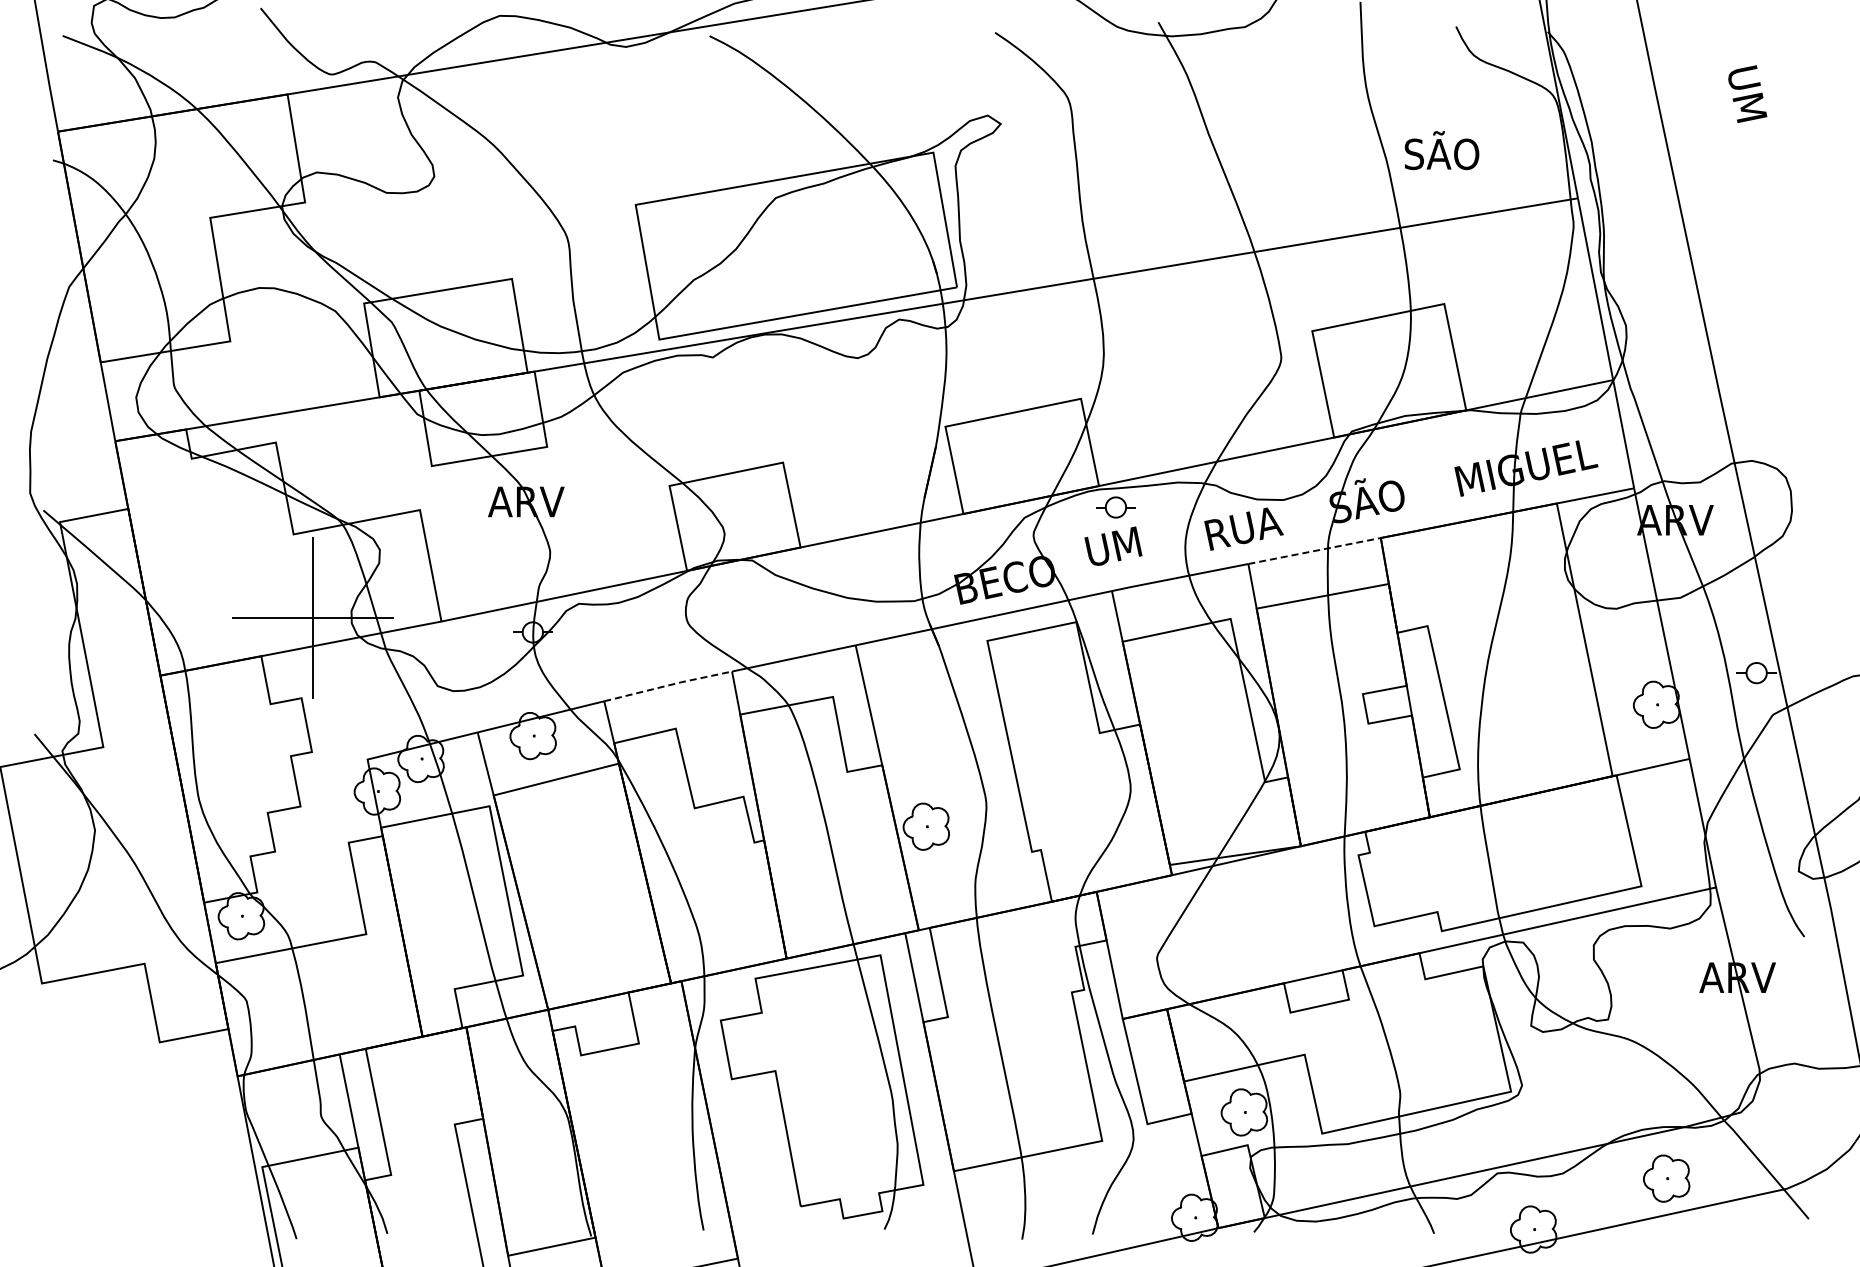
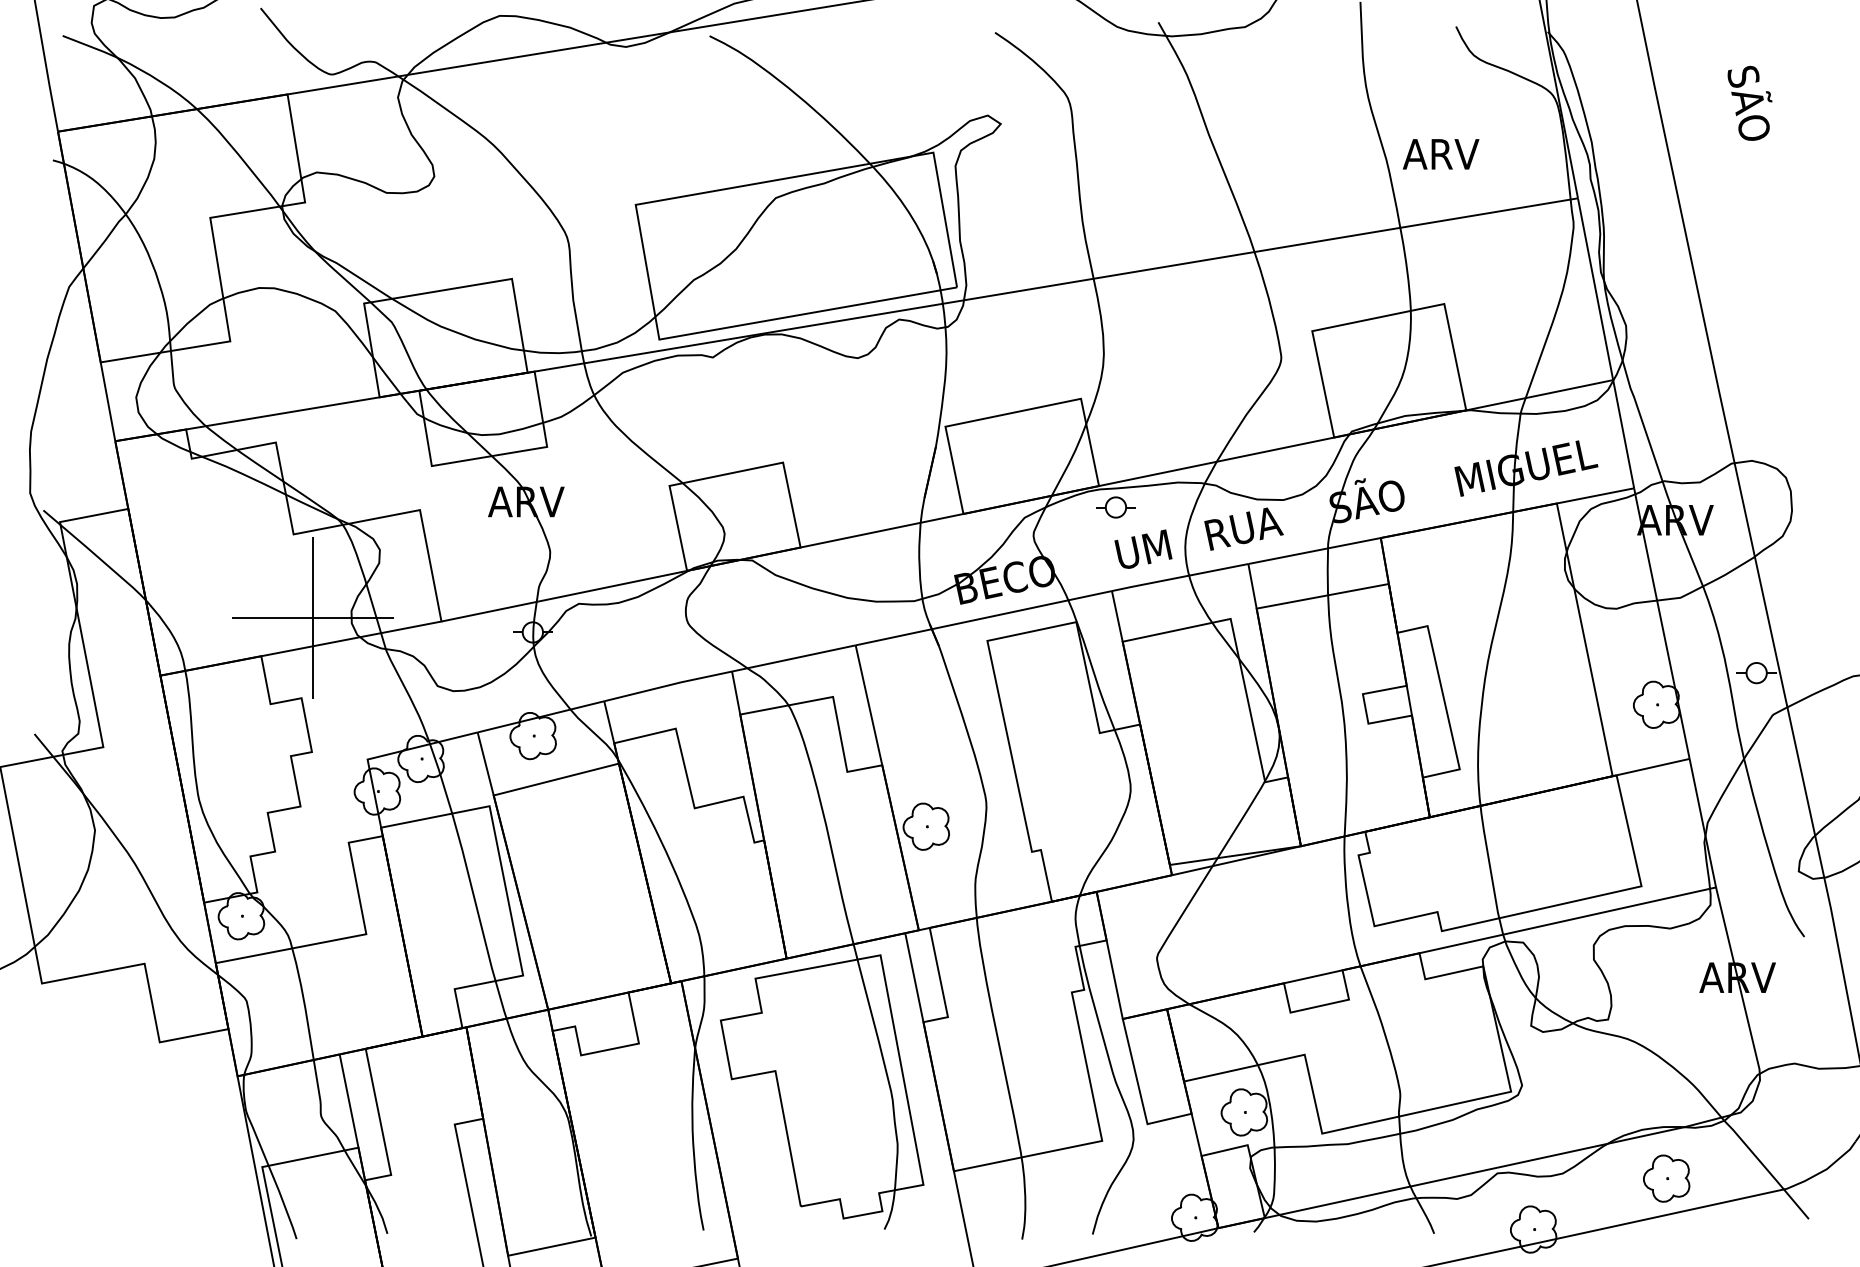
text: UM -> SÃO (1749, 102)
text: SÃO -> ARV (1440, 150)
text position: (1113, 545) -> (1143, 548) (1143, 548)
line: dashed -> solid (1315, 550)
line: dashed -> solid (668, 685)
